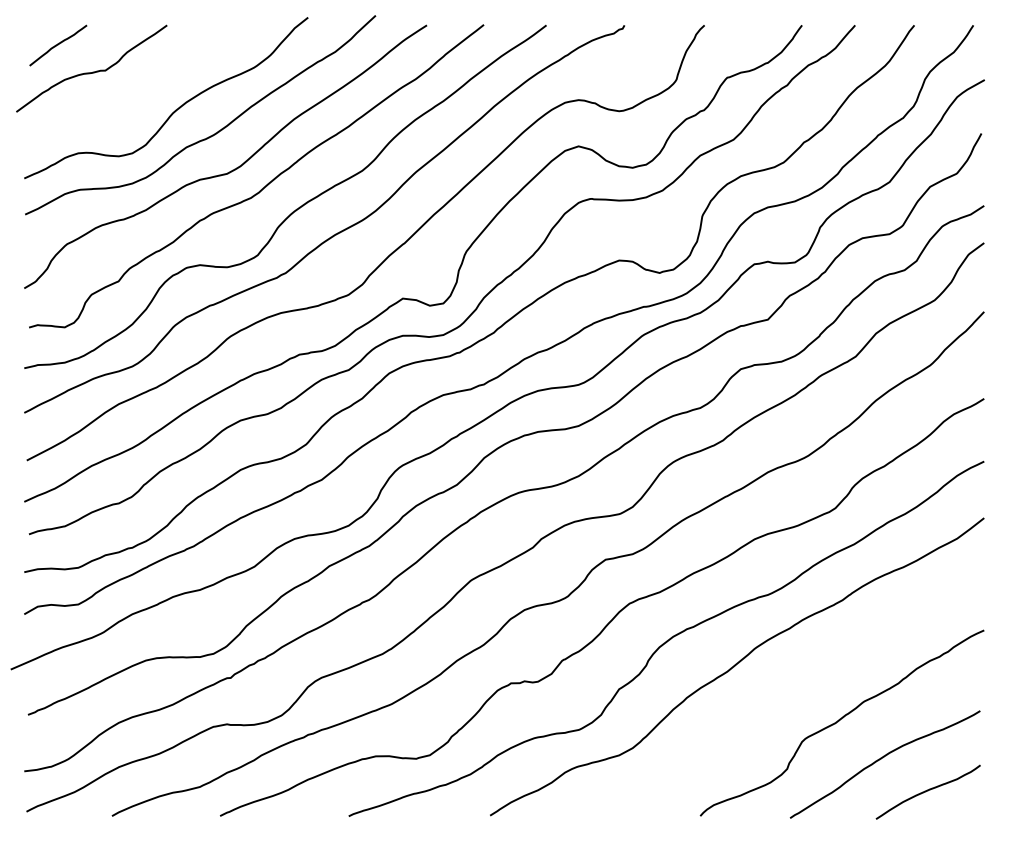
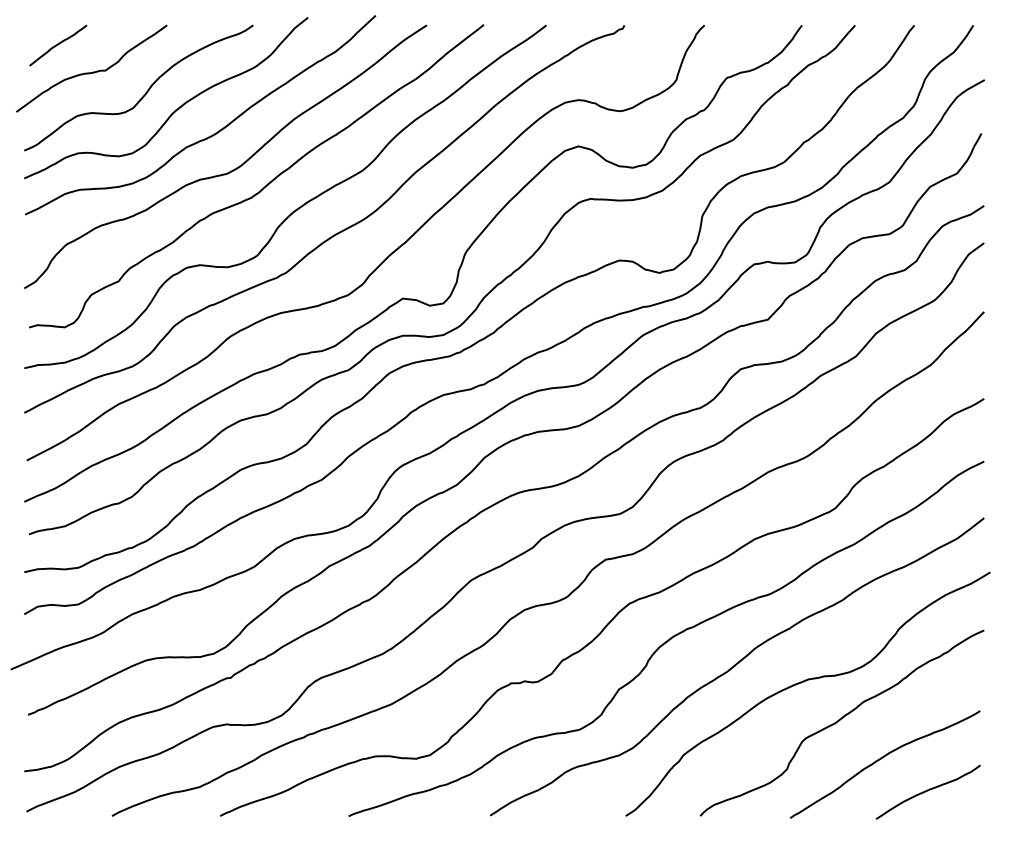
curve: none -> present (144, 93)
curve: none -> present (804, 682)
